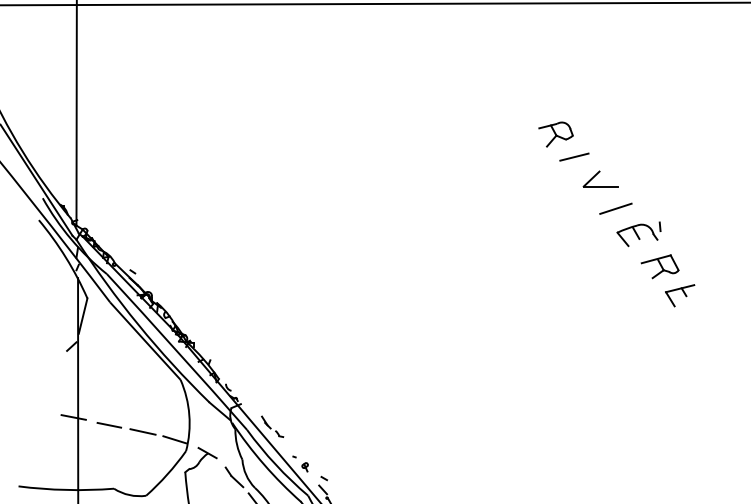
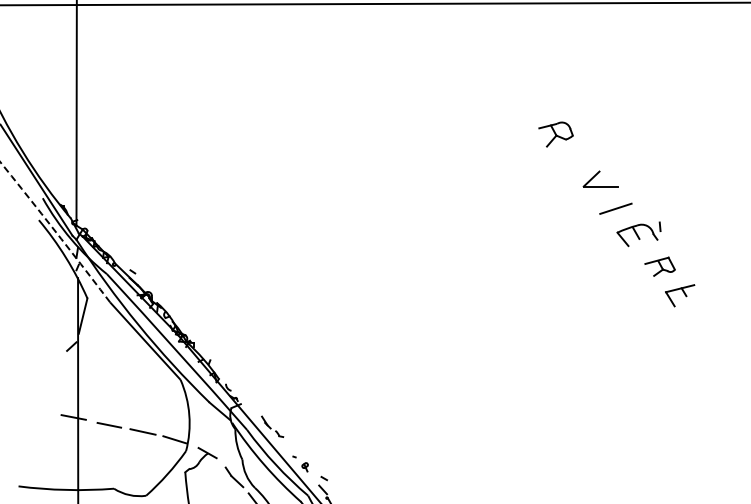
line: present -> none (574, 156)
arc: solid -> dashed (55, 232)
part size: 40x26 px -> 32x21 px (659, 266)
